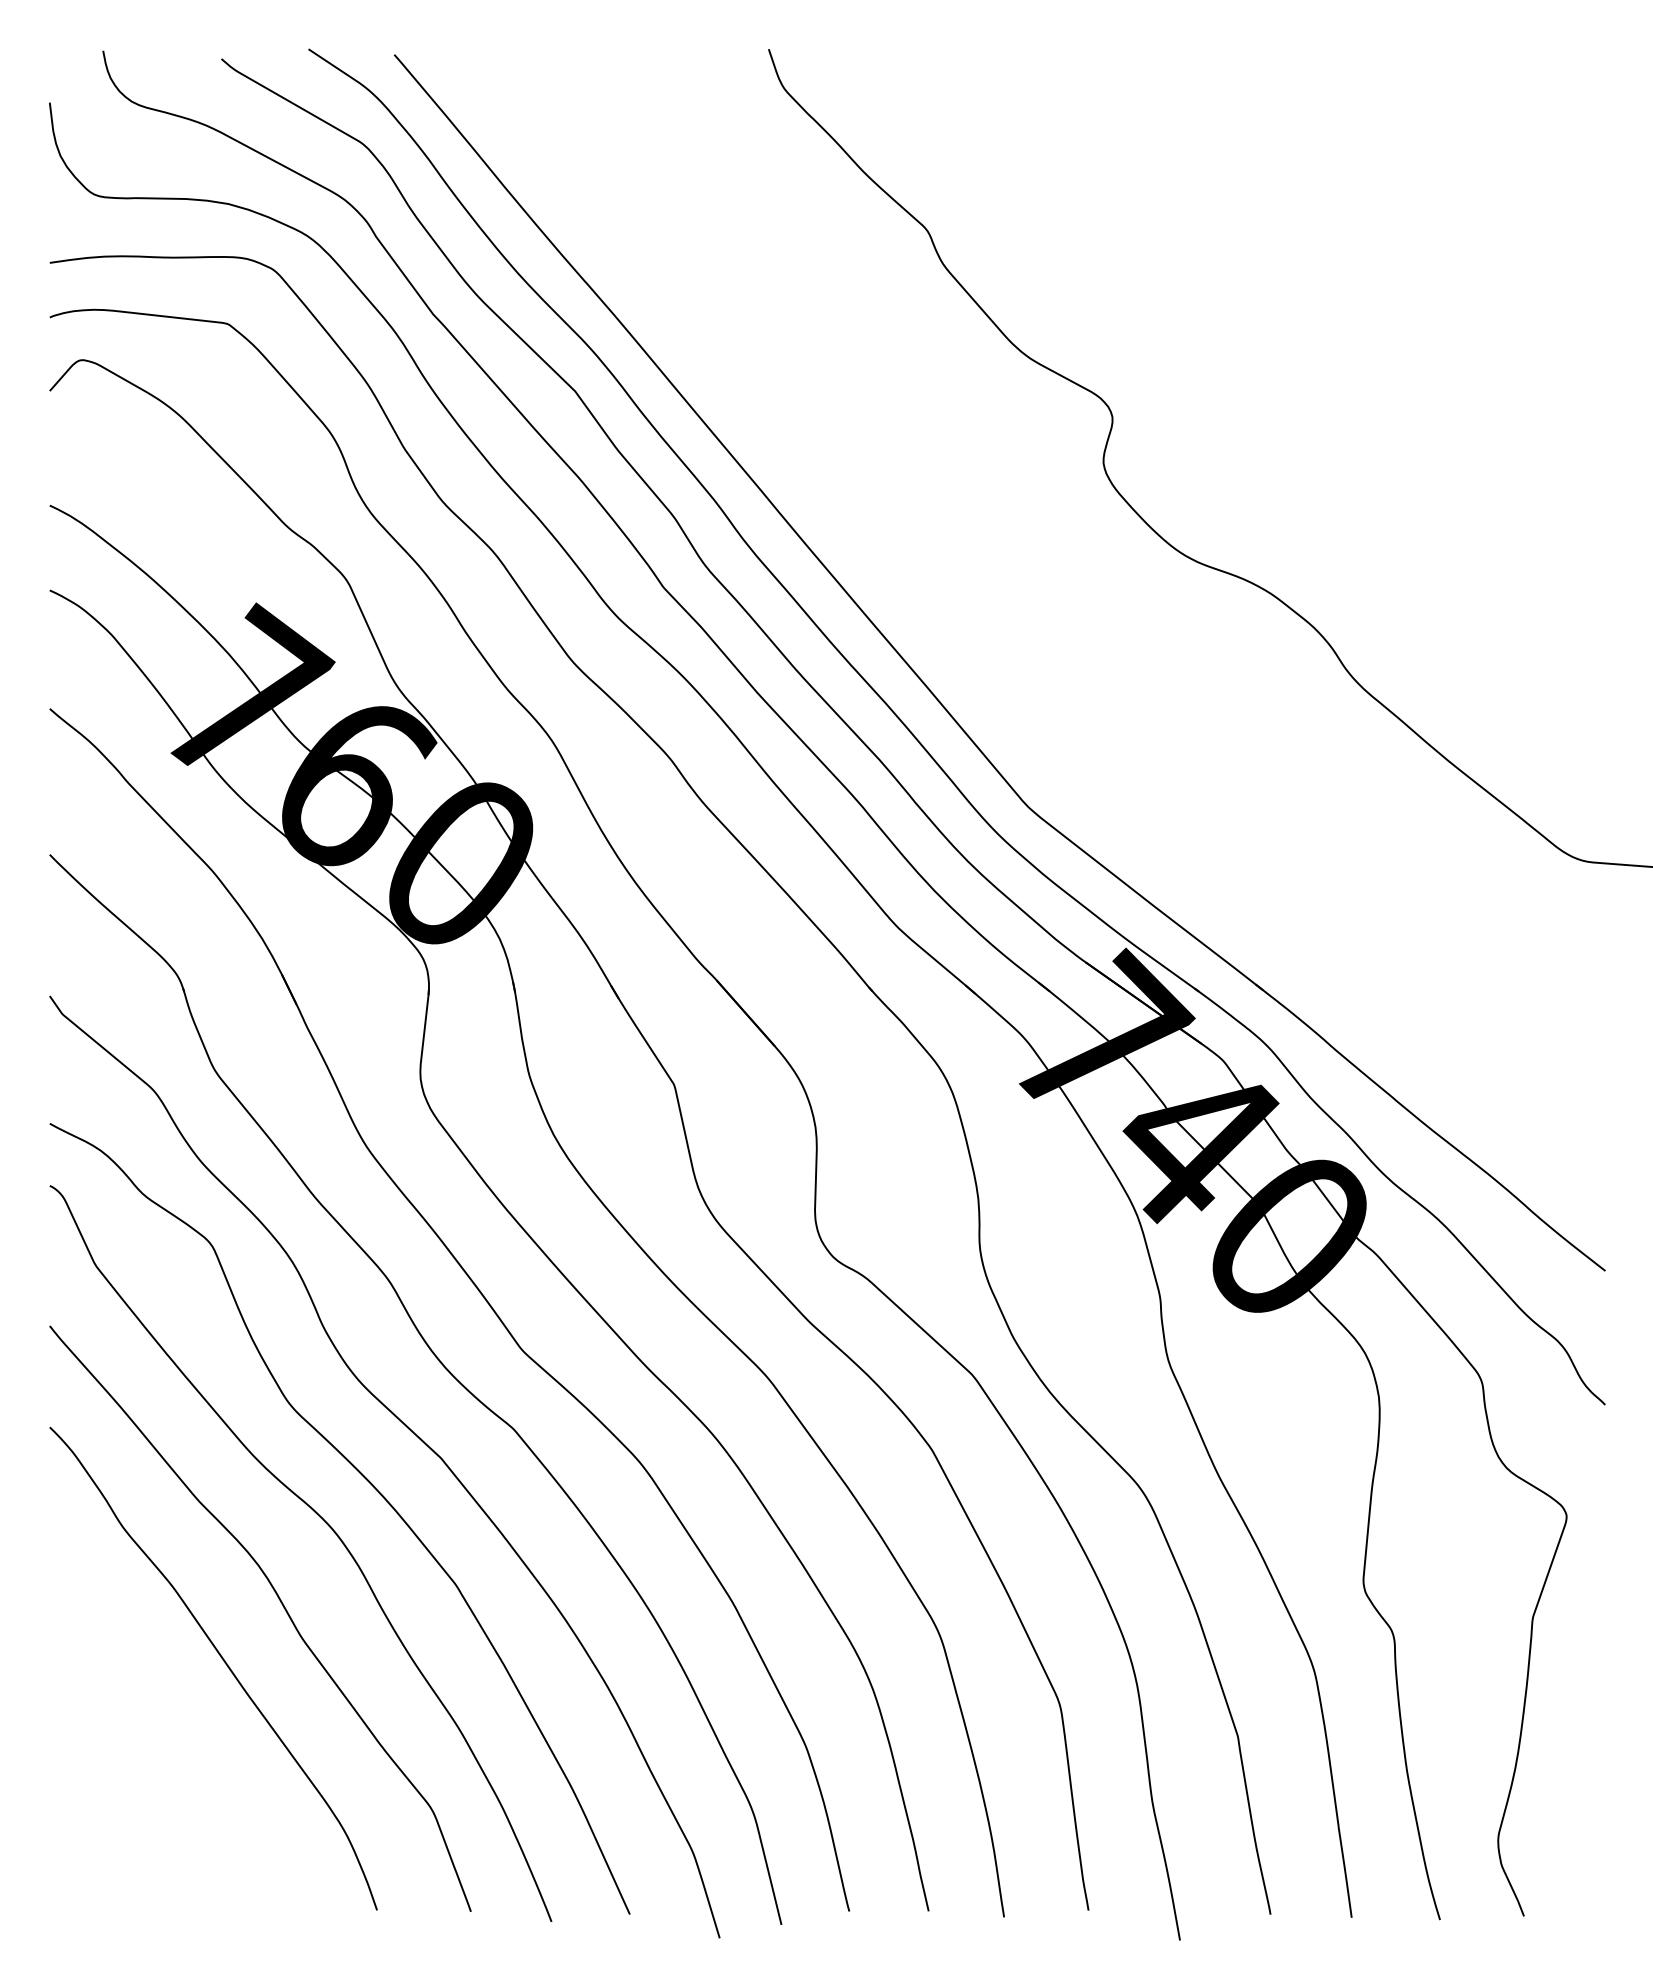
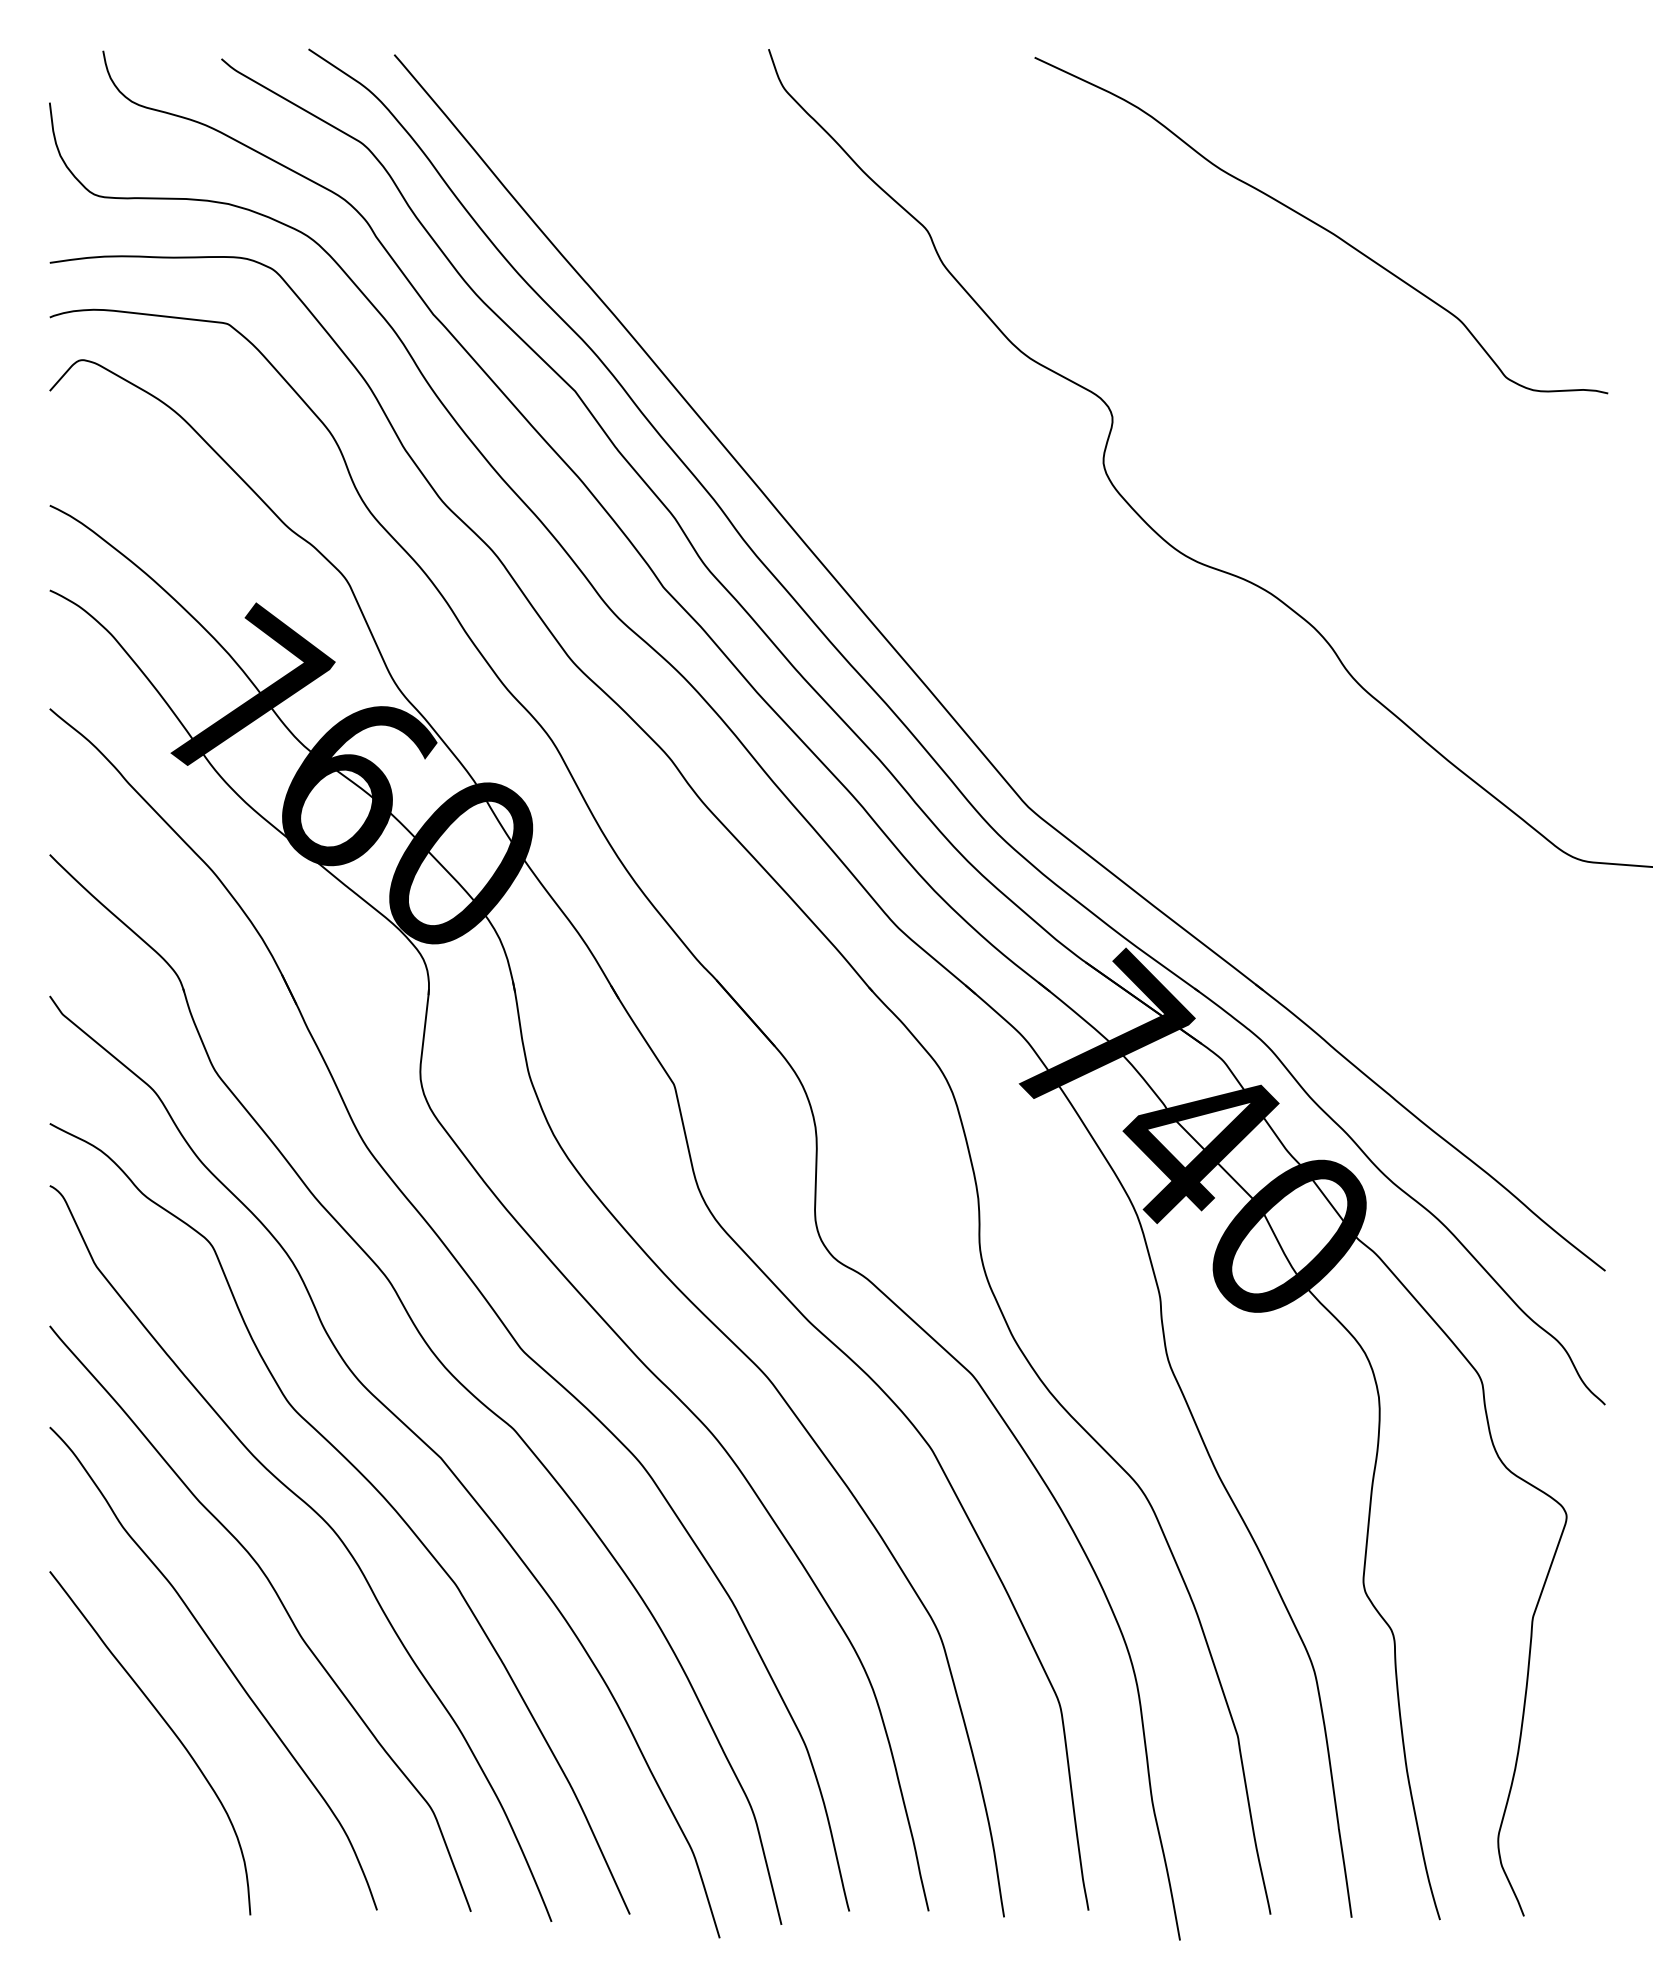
curve: none -> present (1321, 225)
curve: none -> present (168, 1727)
